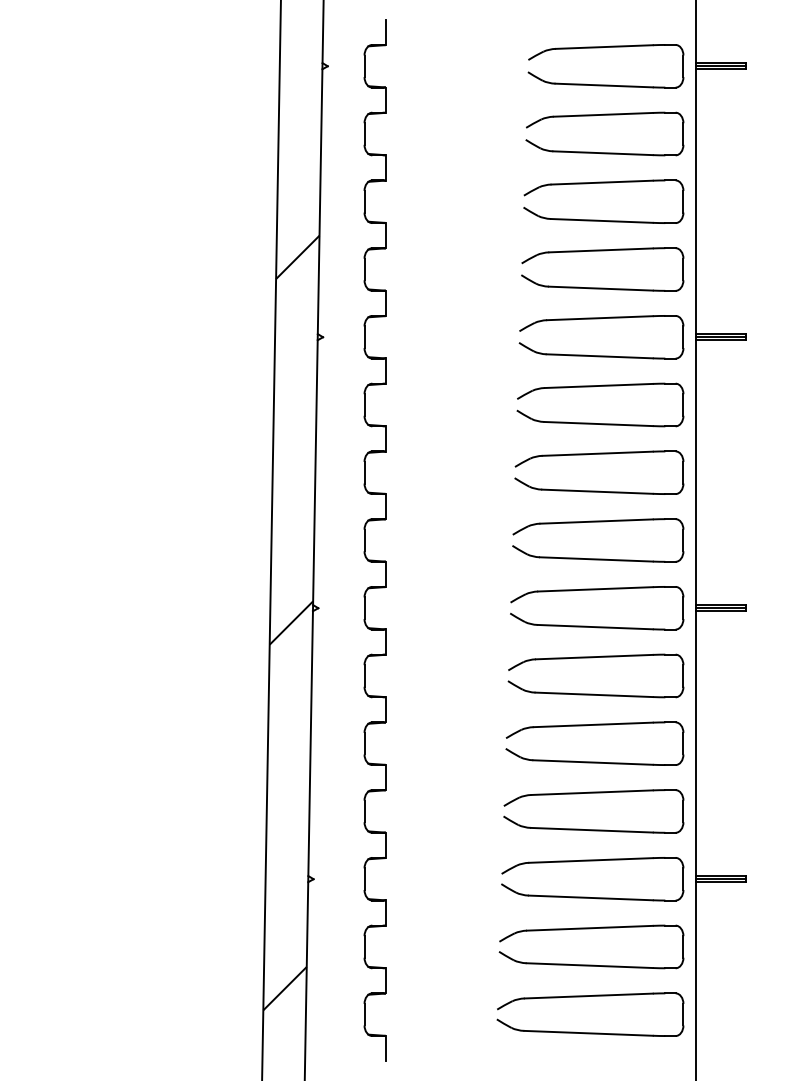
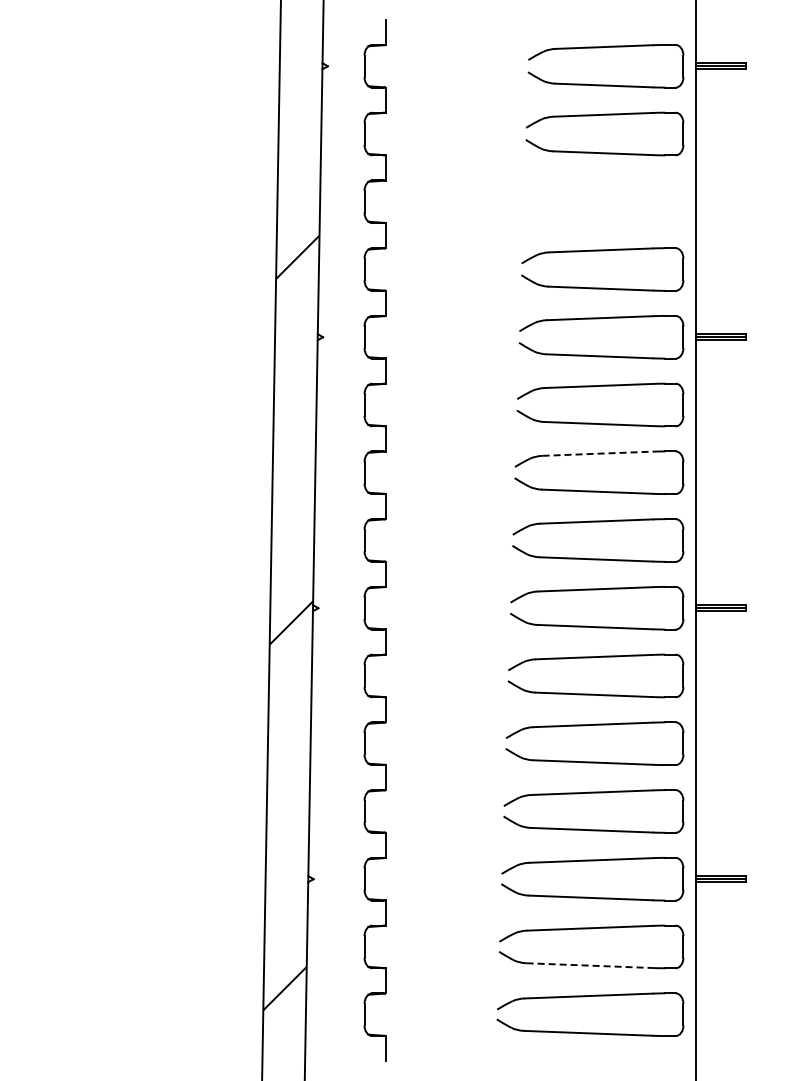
part: present -> none (603, 183)
line: solid -> dashed (598, 453)
line: solid -> dashed (590, 965)
